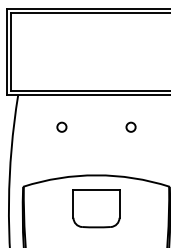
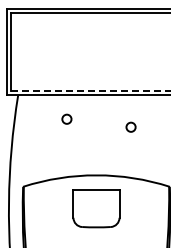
line: solid -> dashed (91, 90)
part position: (61, 126) -> (66, 118) (66, 118)
